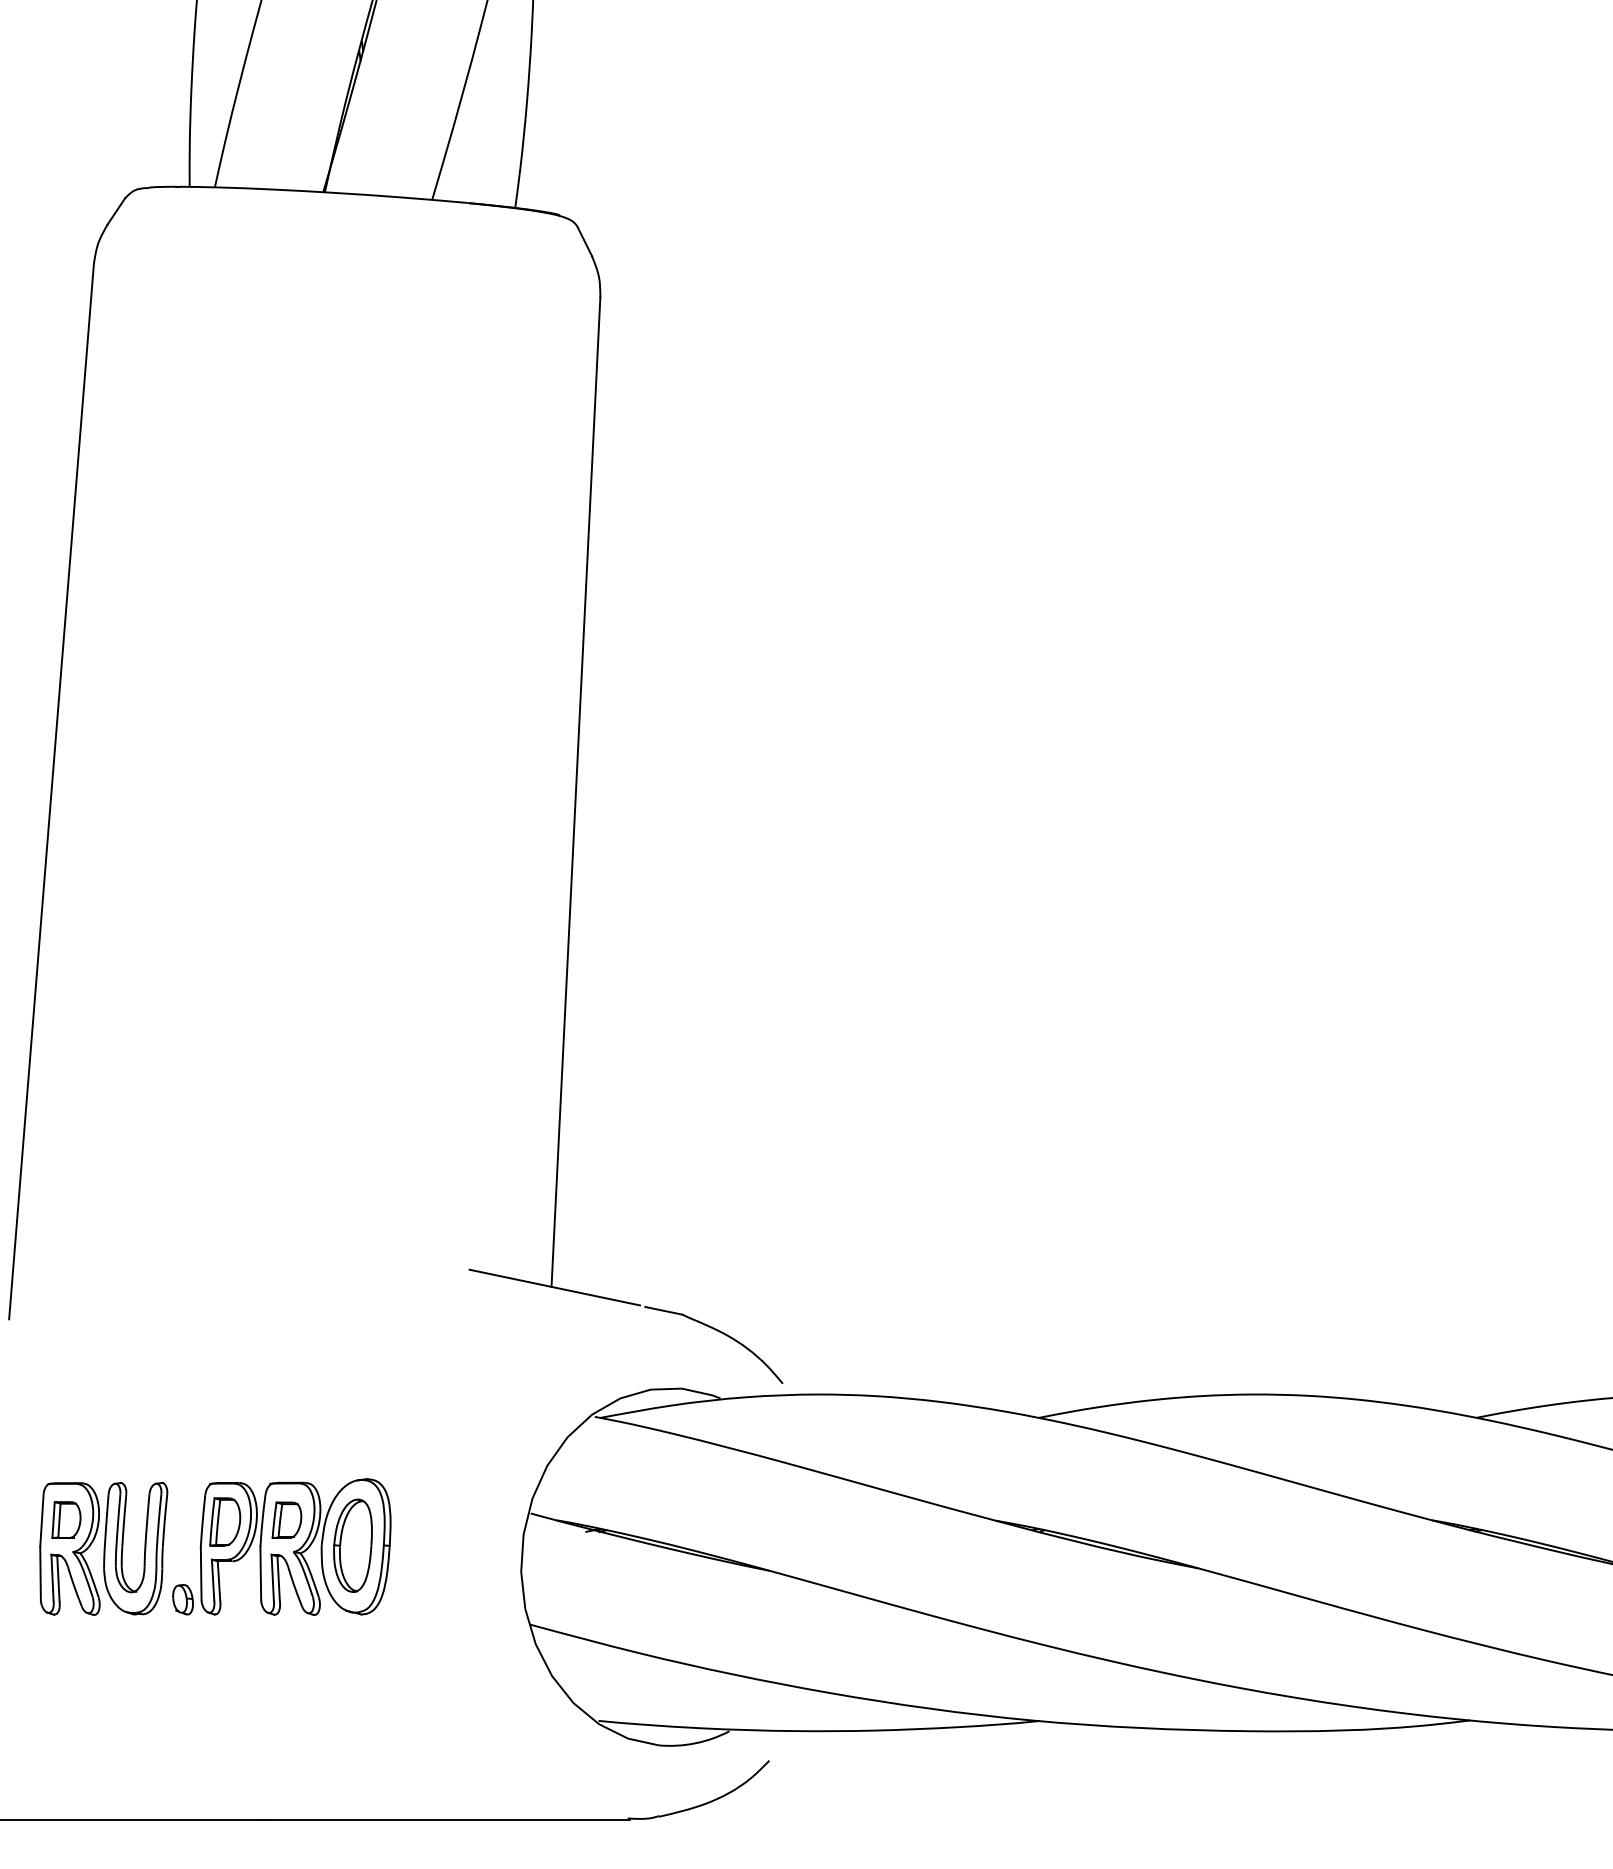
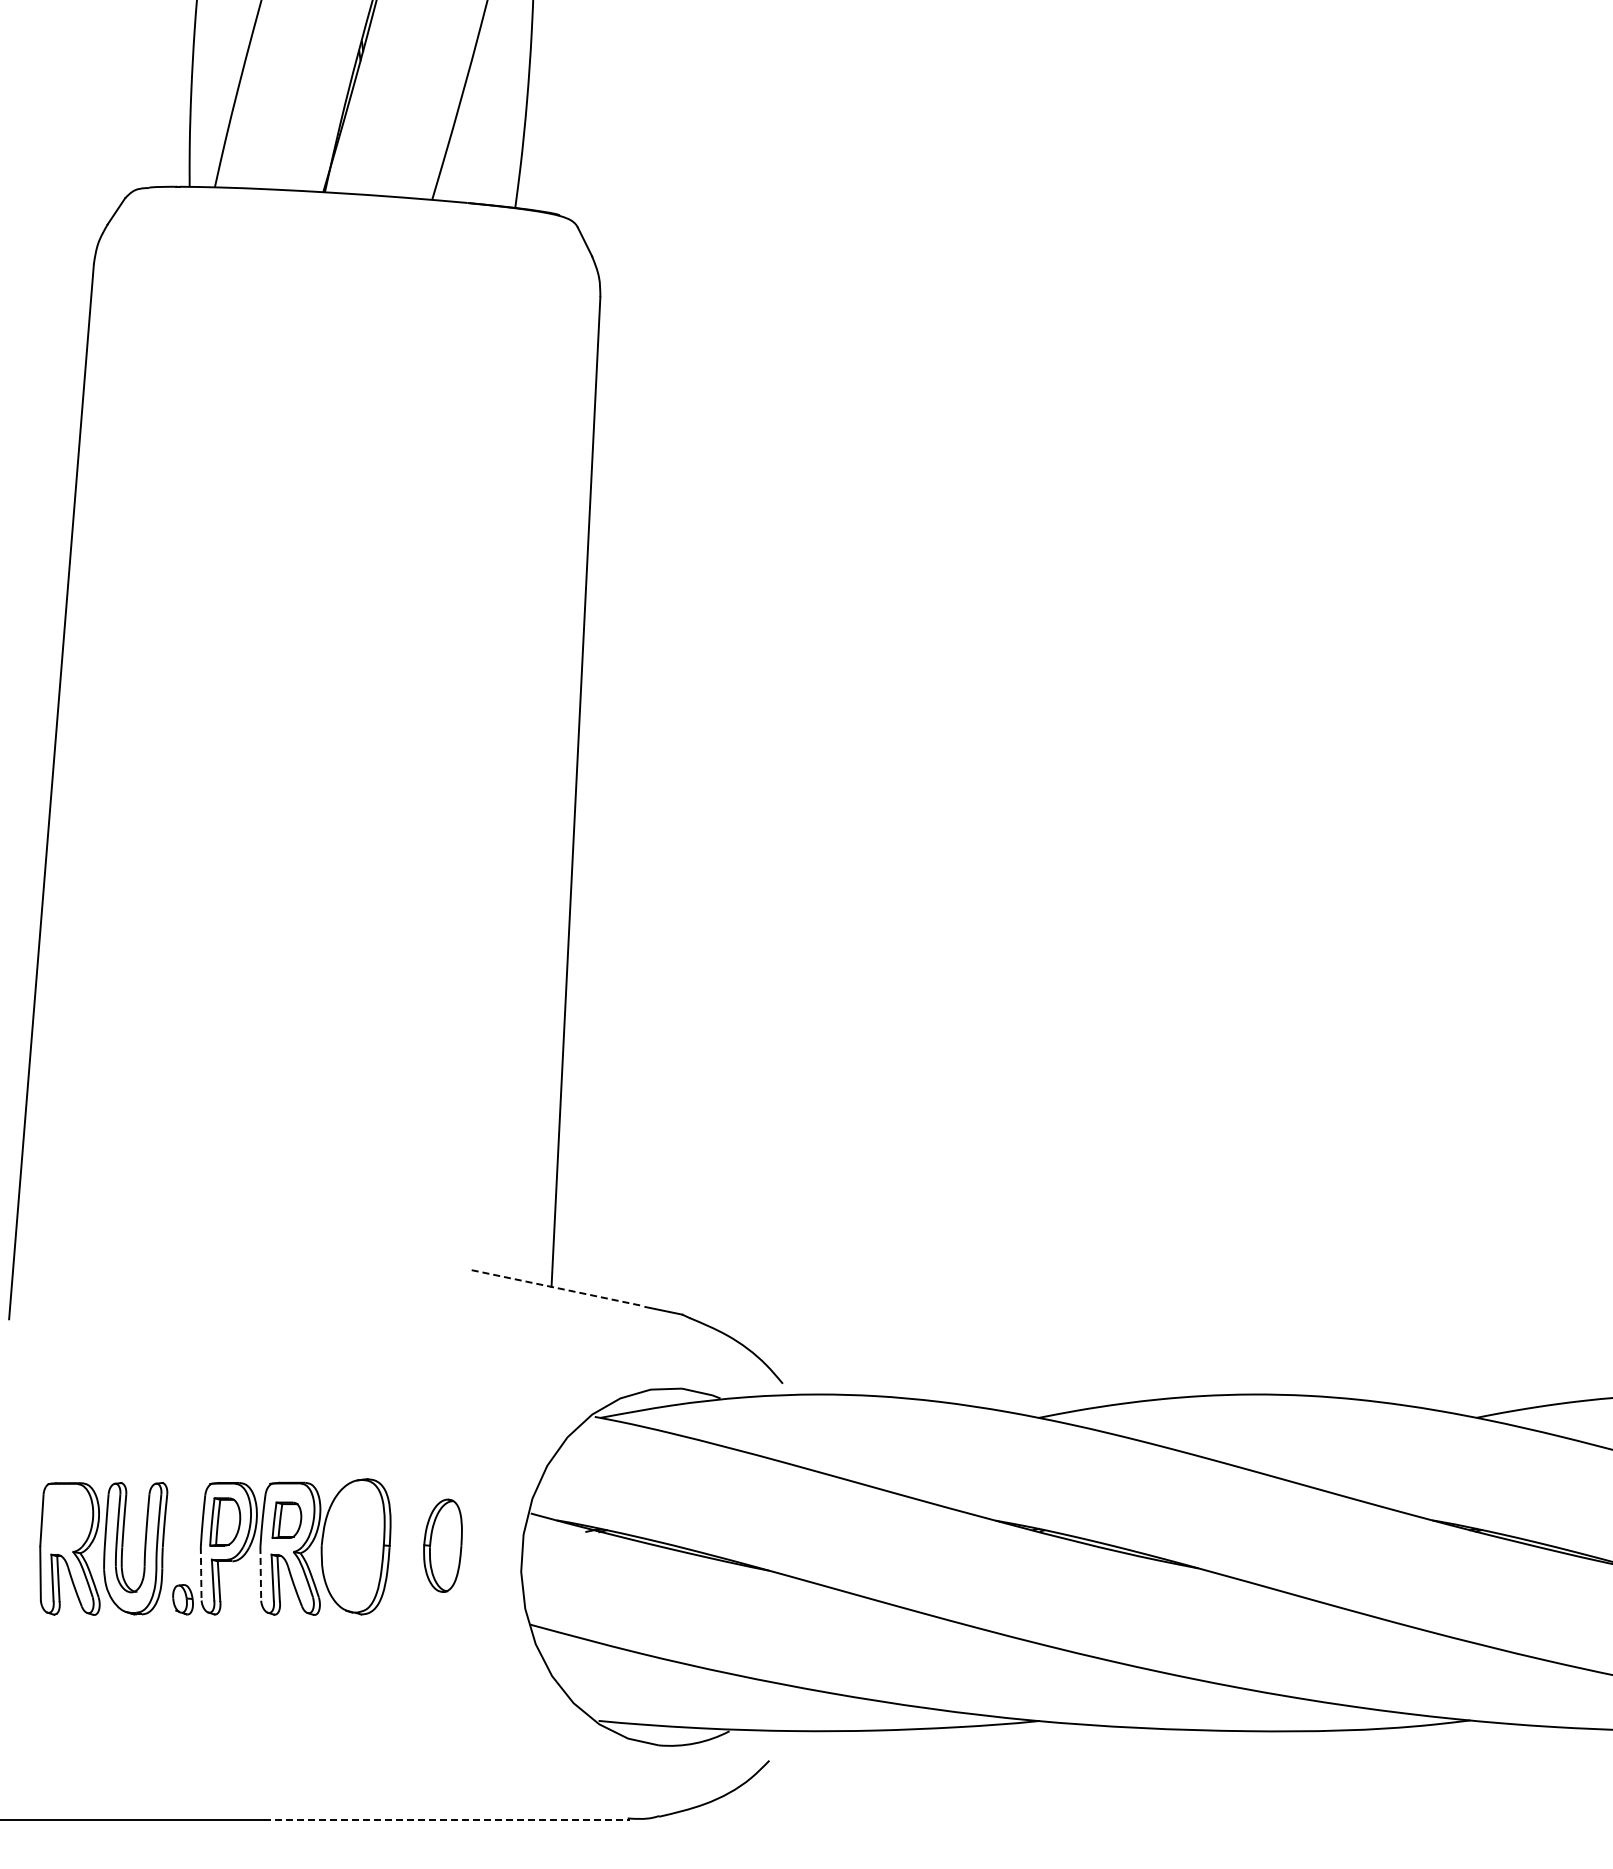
line: solid -> dashed (554, 1287)
part: present -> none (66, 1519)
part position: (352, 1545) -> (442, 1545) (442, 1545)
line: solid -> dashed (201, 1573)
line: solid -> dashed (260, 1573)
line: solid -> dashed (447, 1819)
